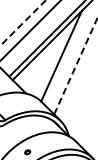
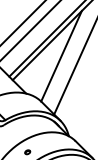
line: dashed -> solid (23, 23)
line: dashed -> solid (76, 65)
